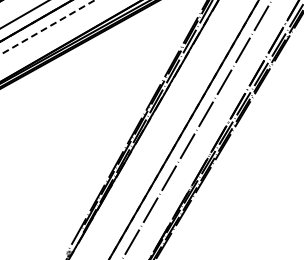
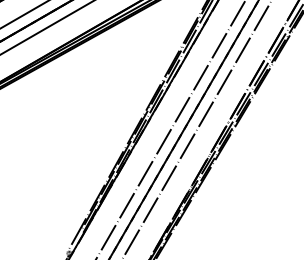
line: dashed -> solid (47, 27)
line: none -> present (170, 129)
